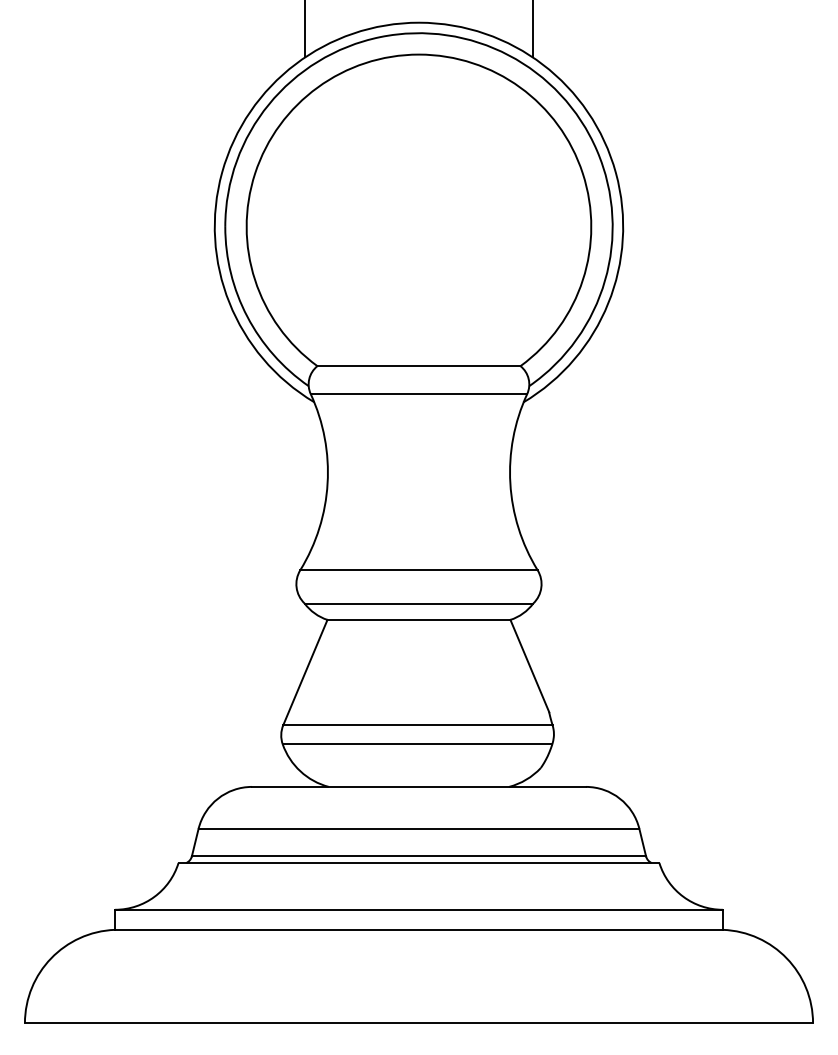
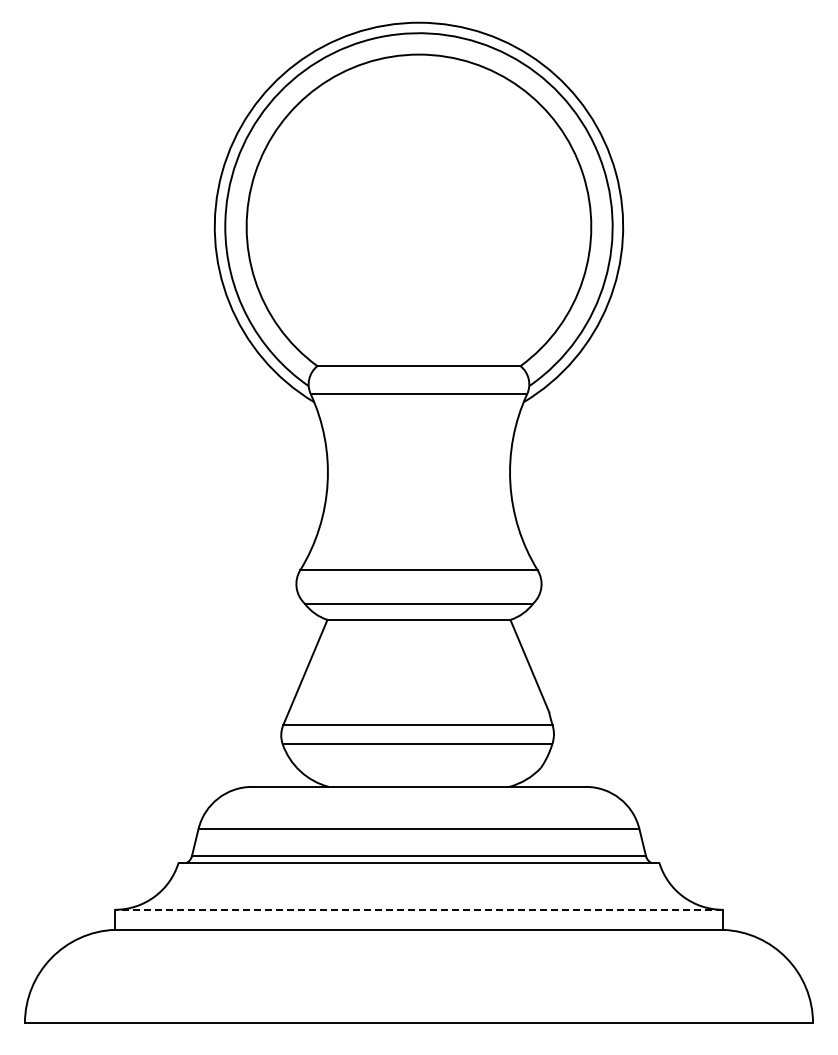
line: present -> none (305, 29)
line: present -> none (532, 29)
line: solid -> dashed (418, 909)
